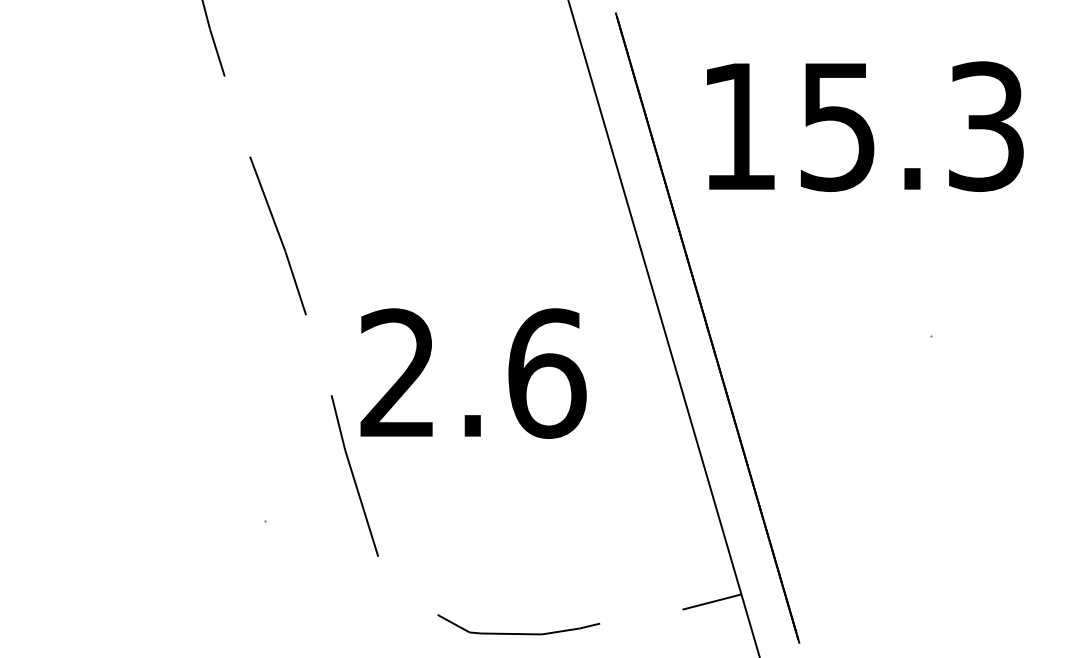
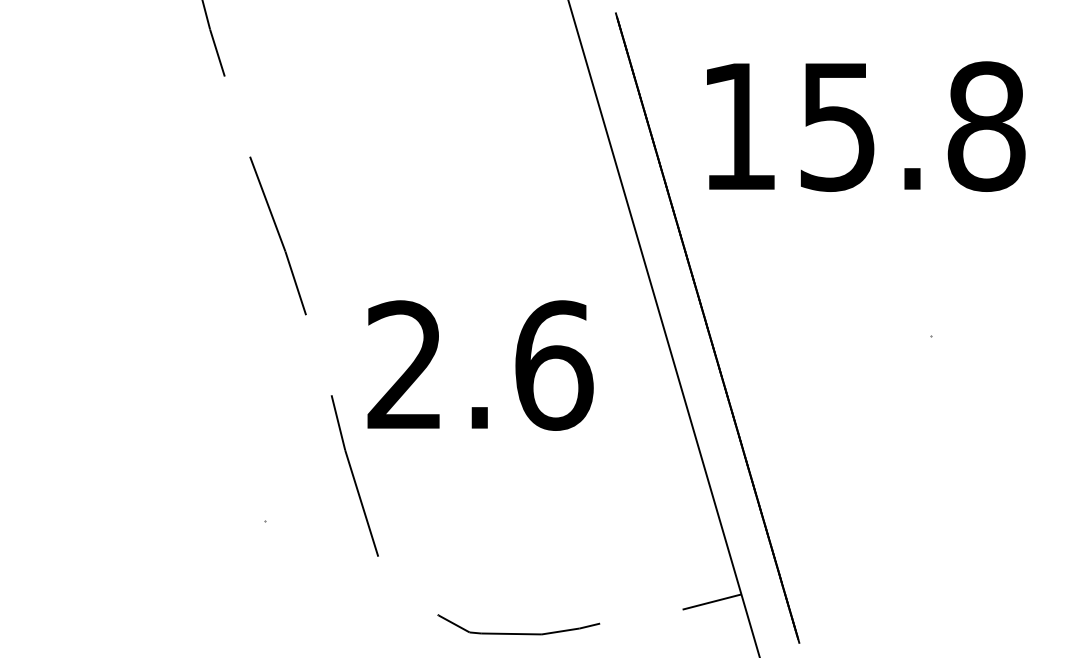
text: 15.3 -> 15.8 (986, 126)
text position: (473, 373) -> (480, 365) (480, 365)
